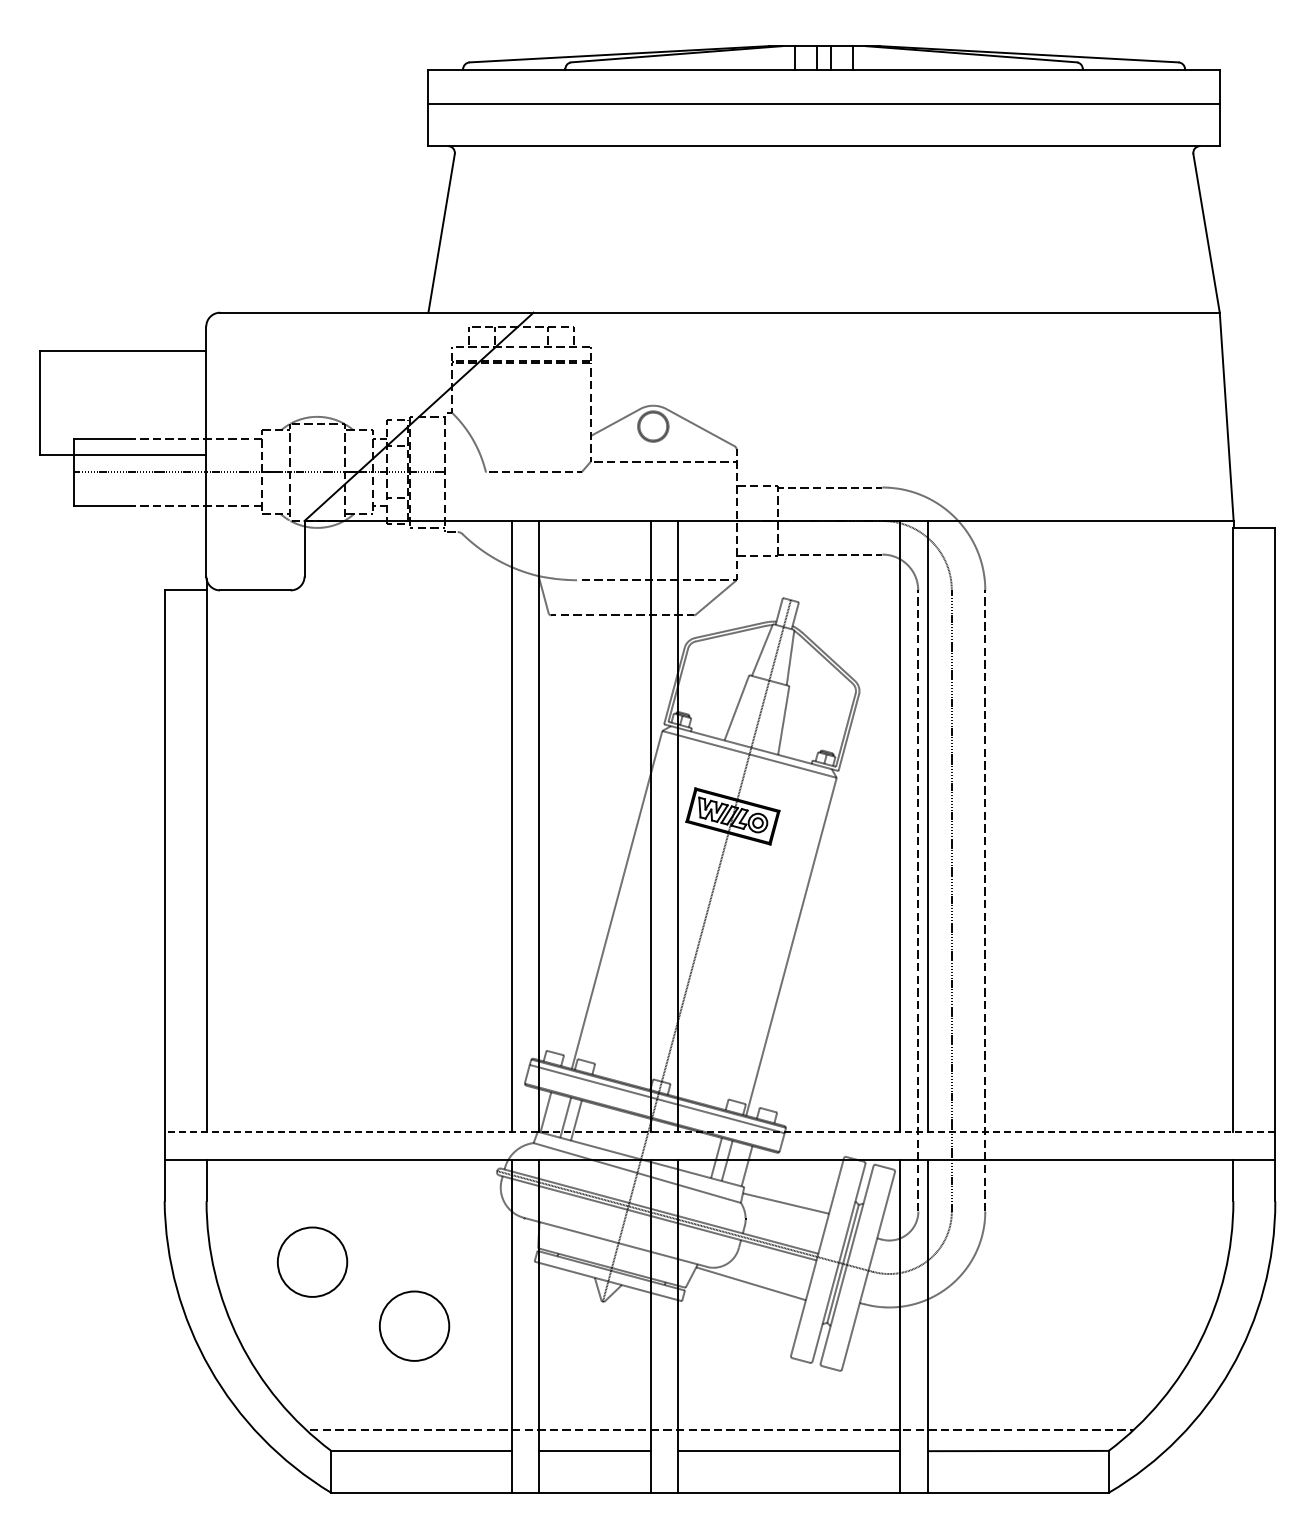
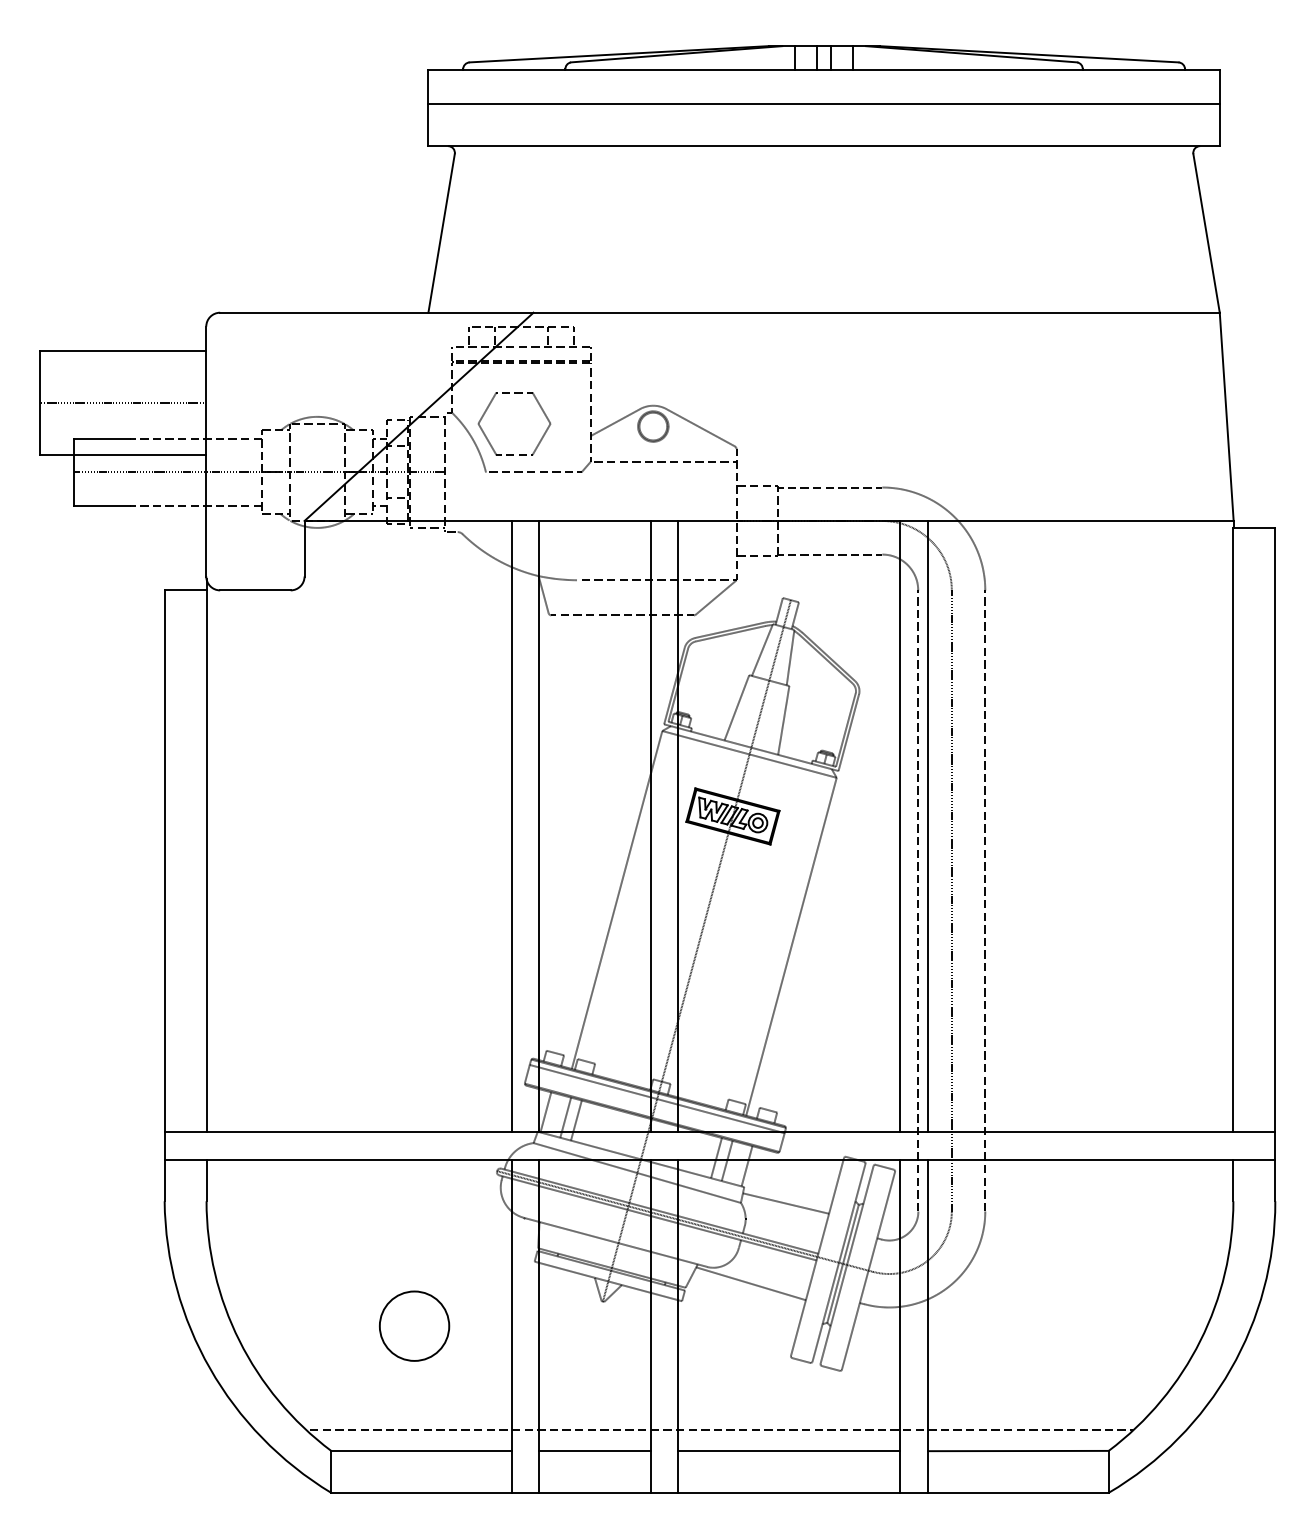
line: none -> present (122, 402)
part: none -> present (487, 410)
line: dashed -> solid (719, 1131)
circle: present -> none (312, 1261)
